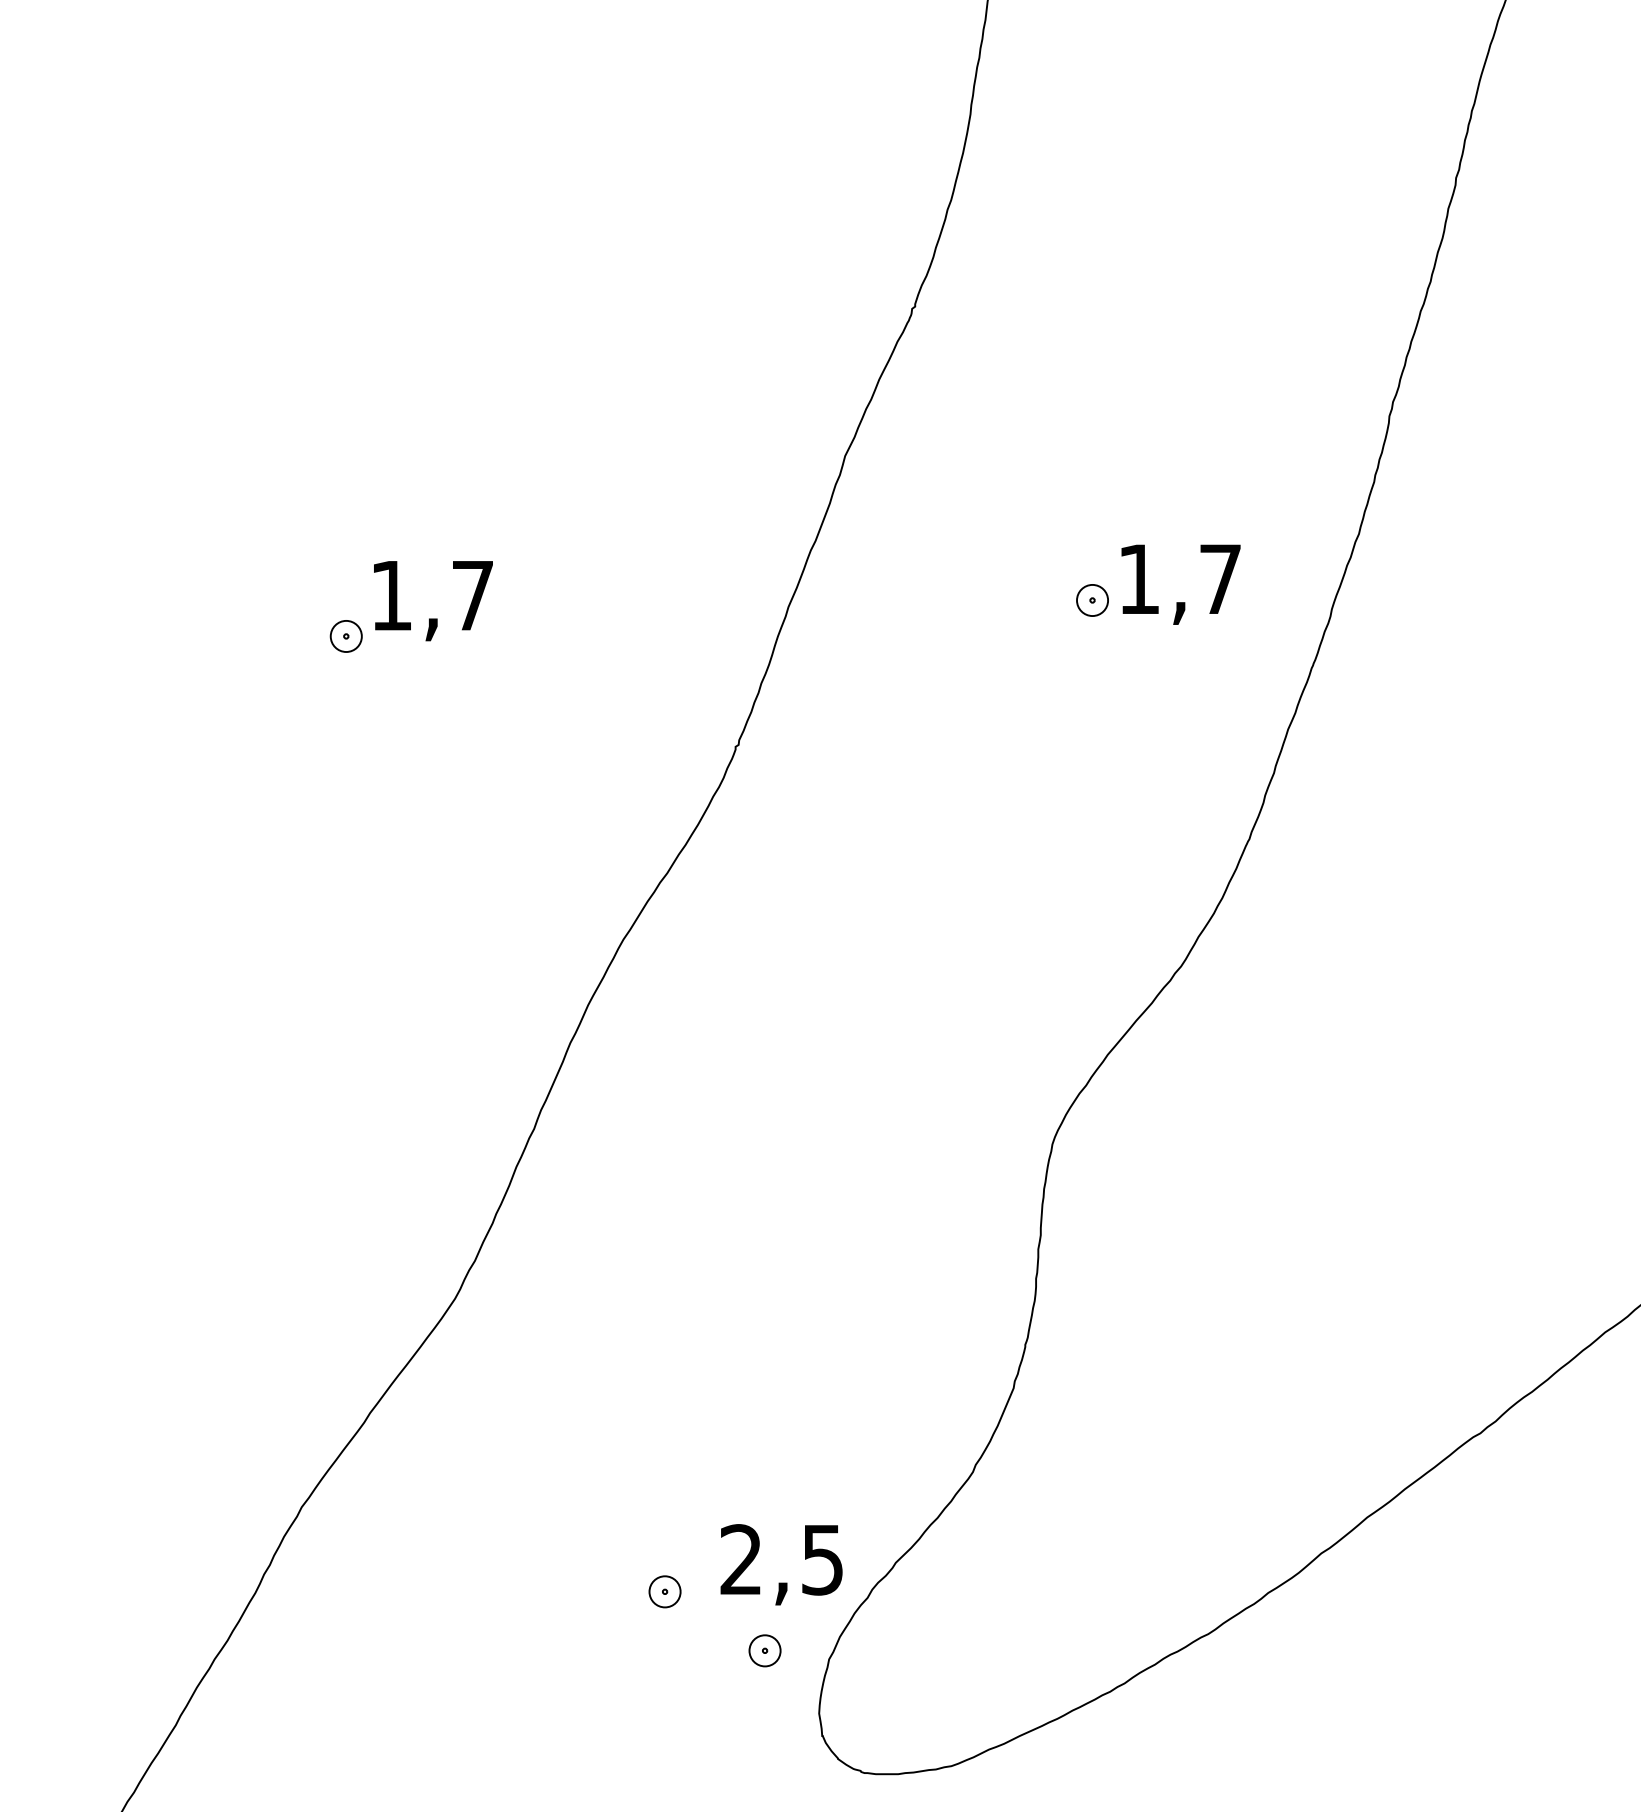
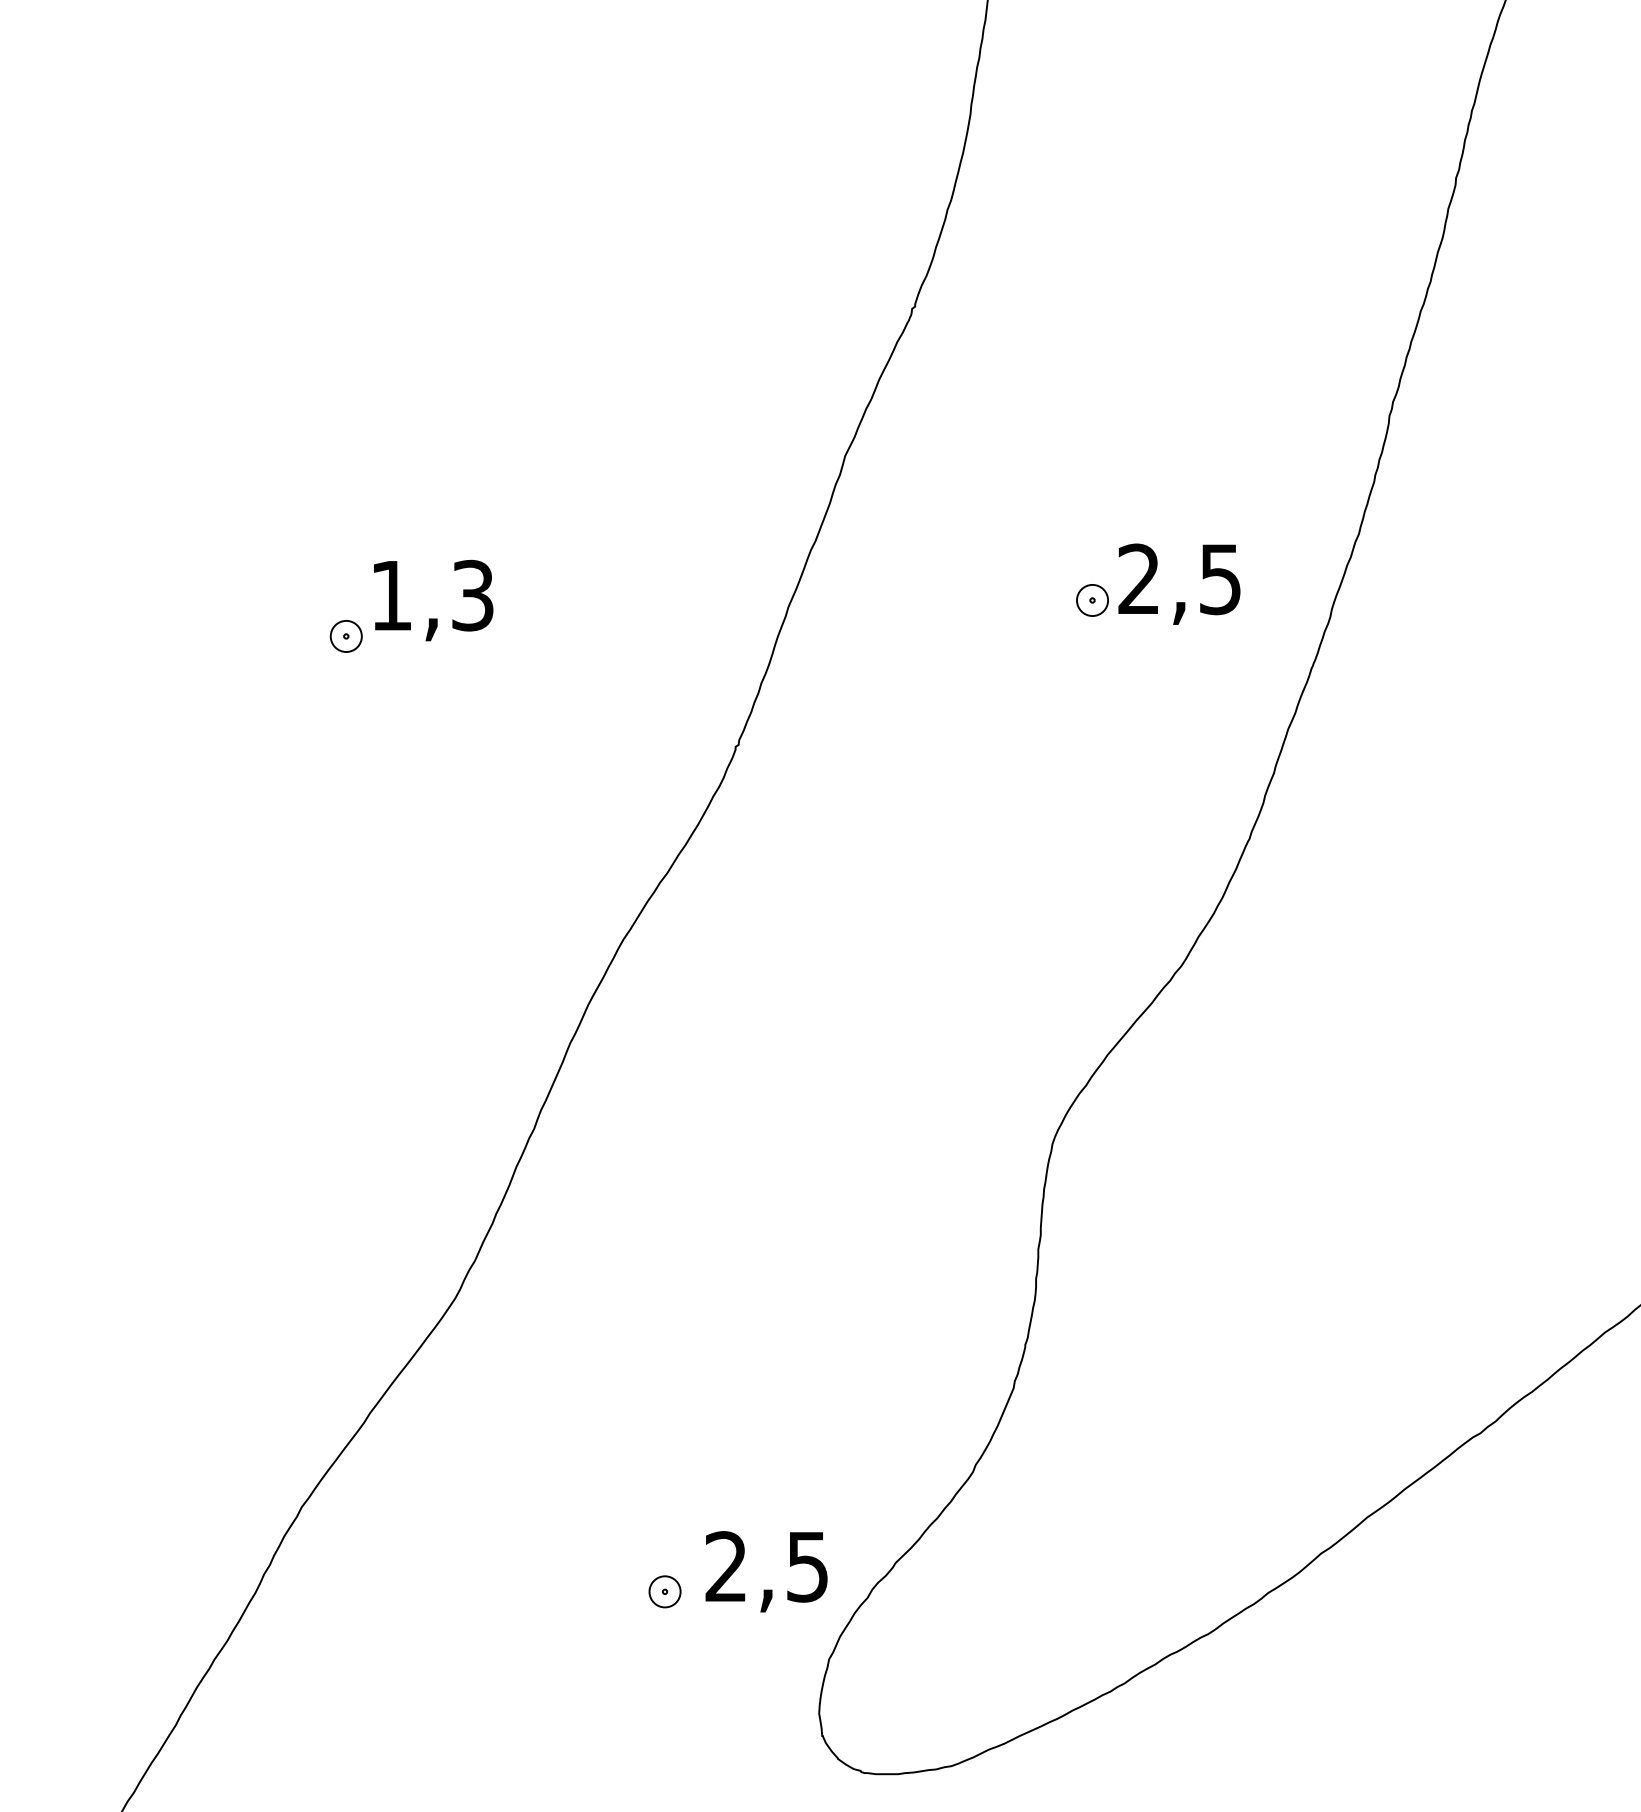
text: 1,7 -> 2,5 (1179, 579)
text: 1,7 -> 1,3 (472, 595)
text position: (781, 1564) -> (766, 1571) (766, 1571)
part: present -> none (764, 1650)
